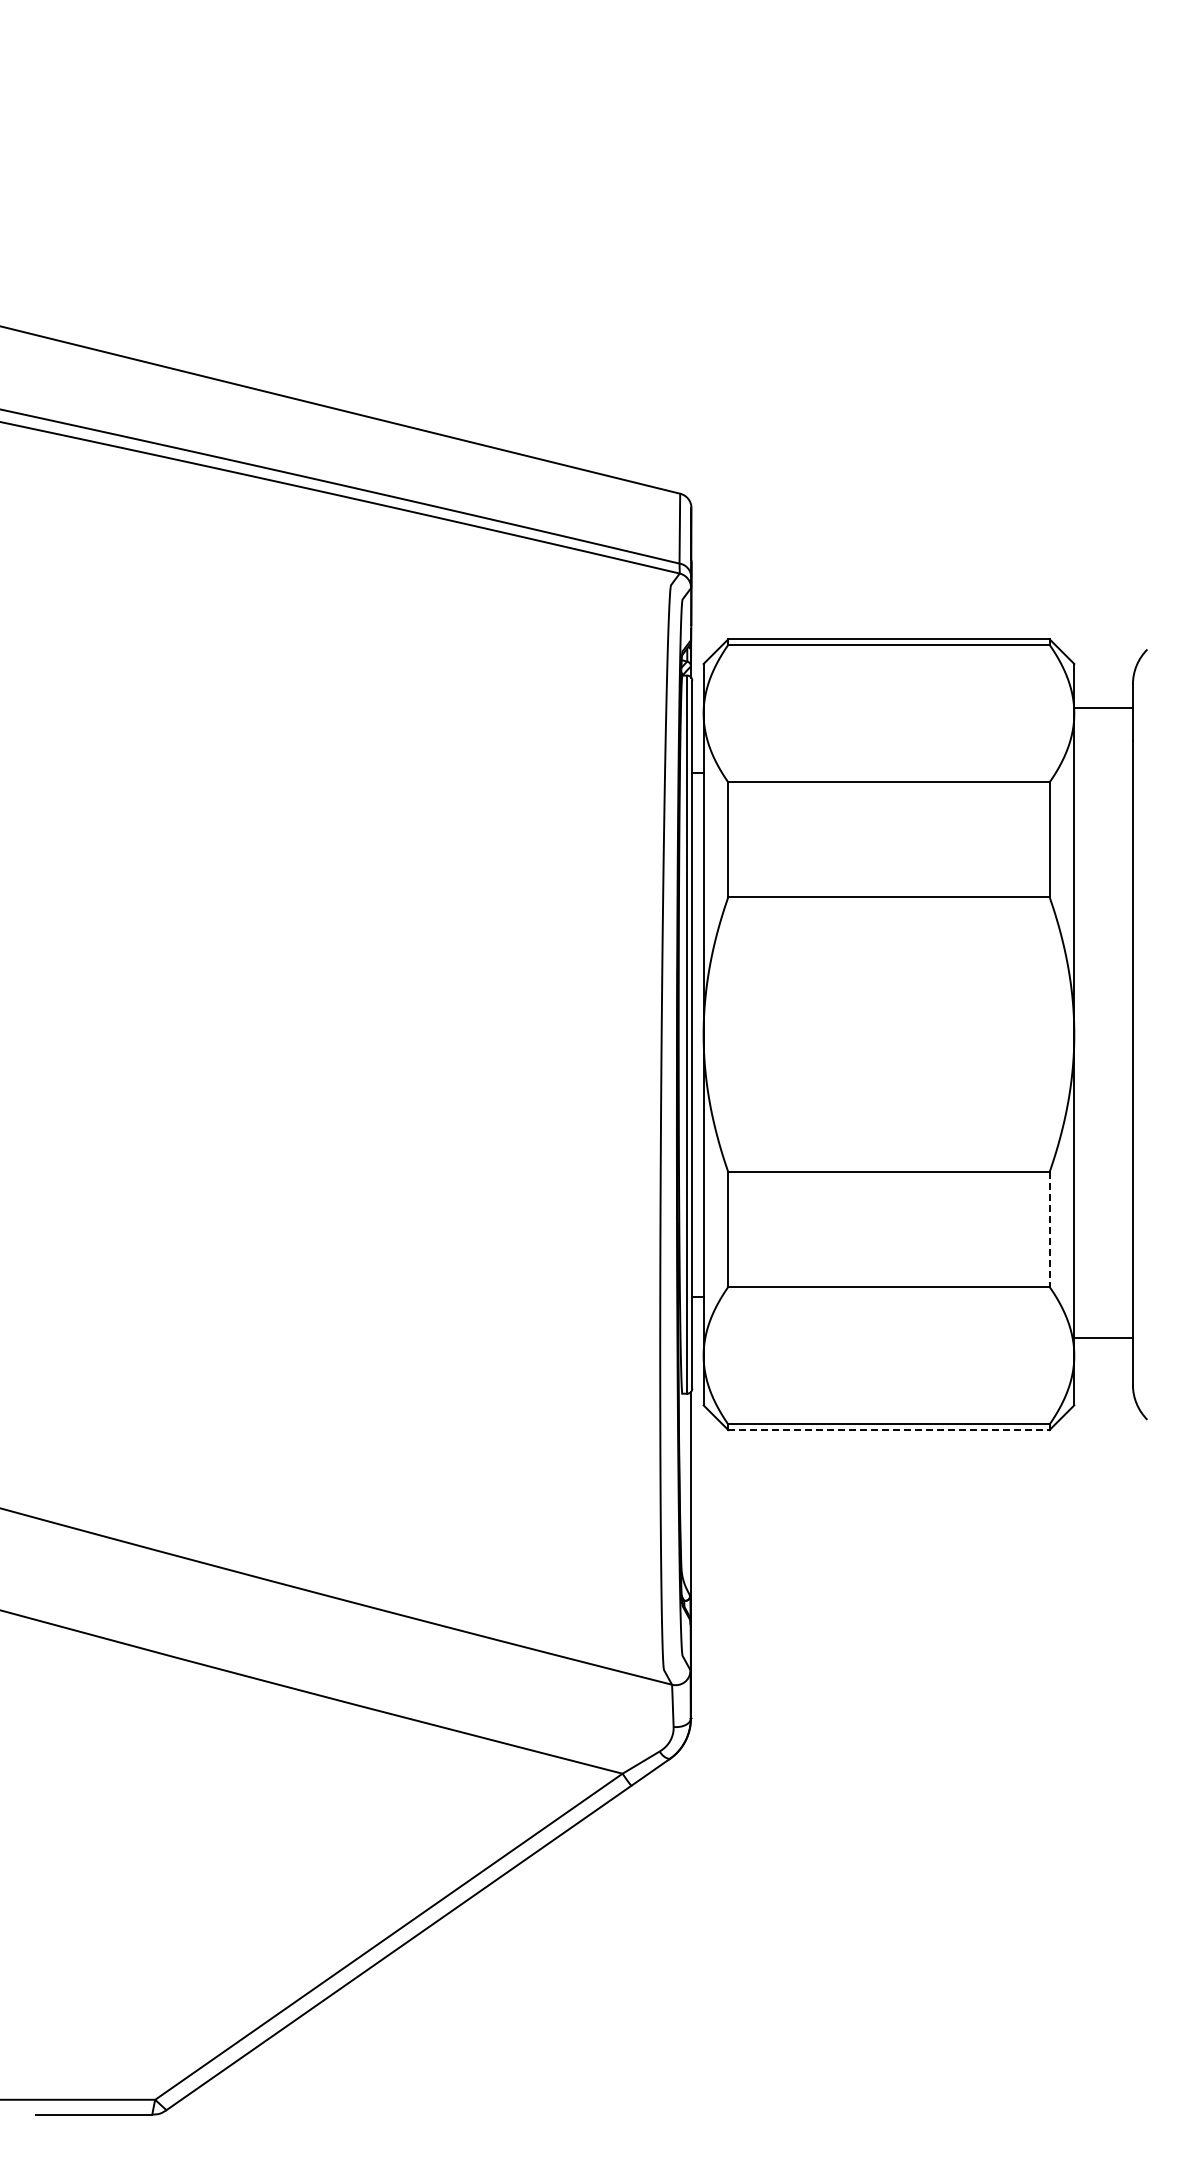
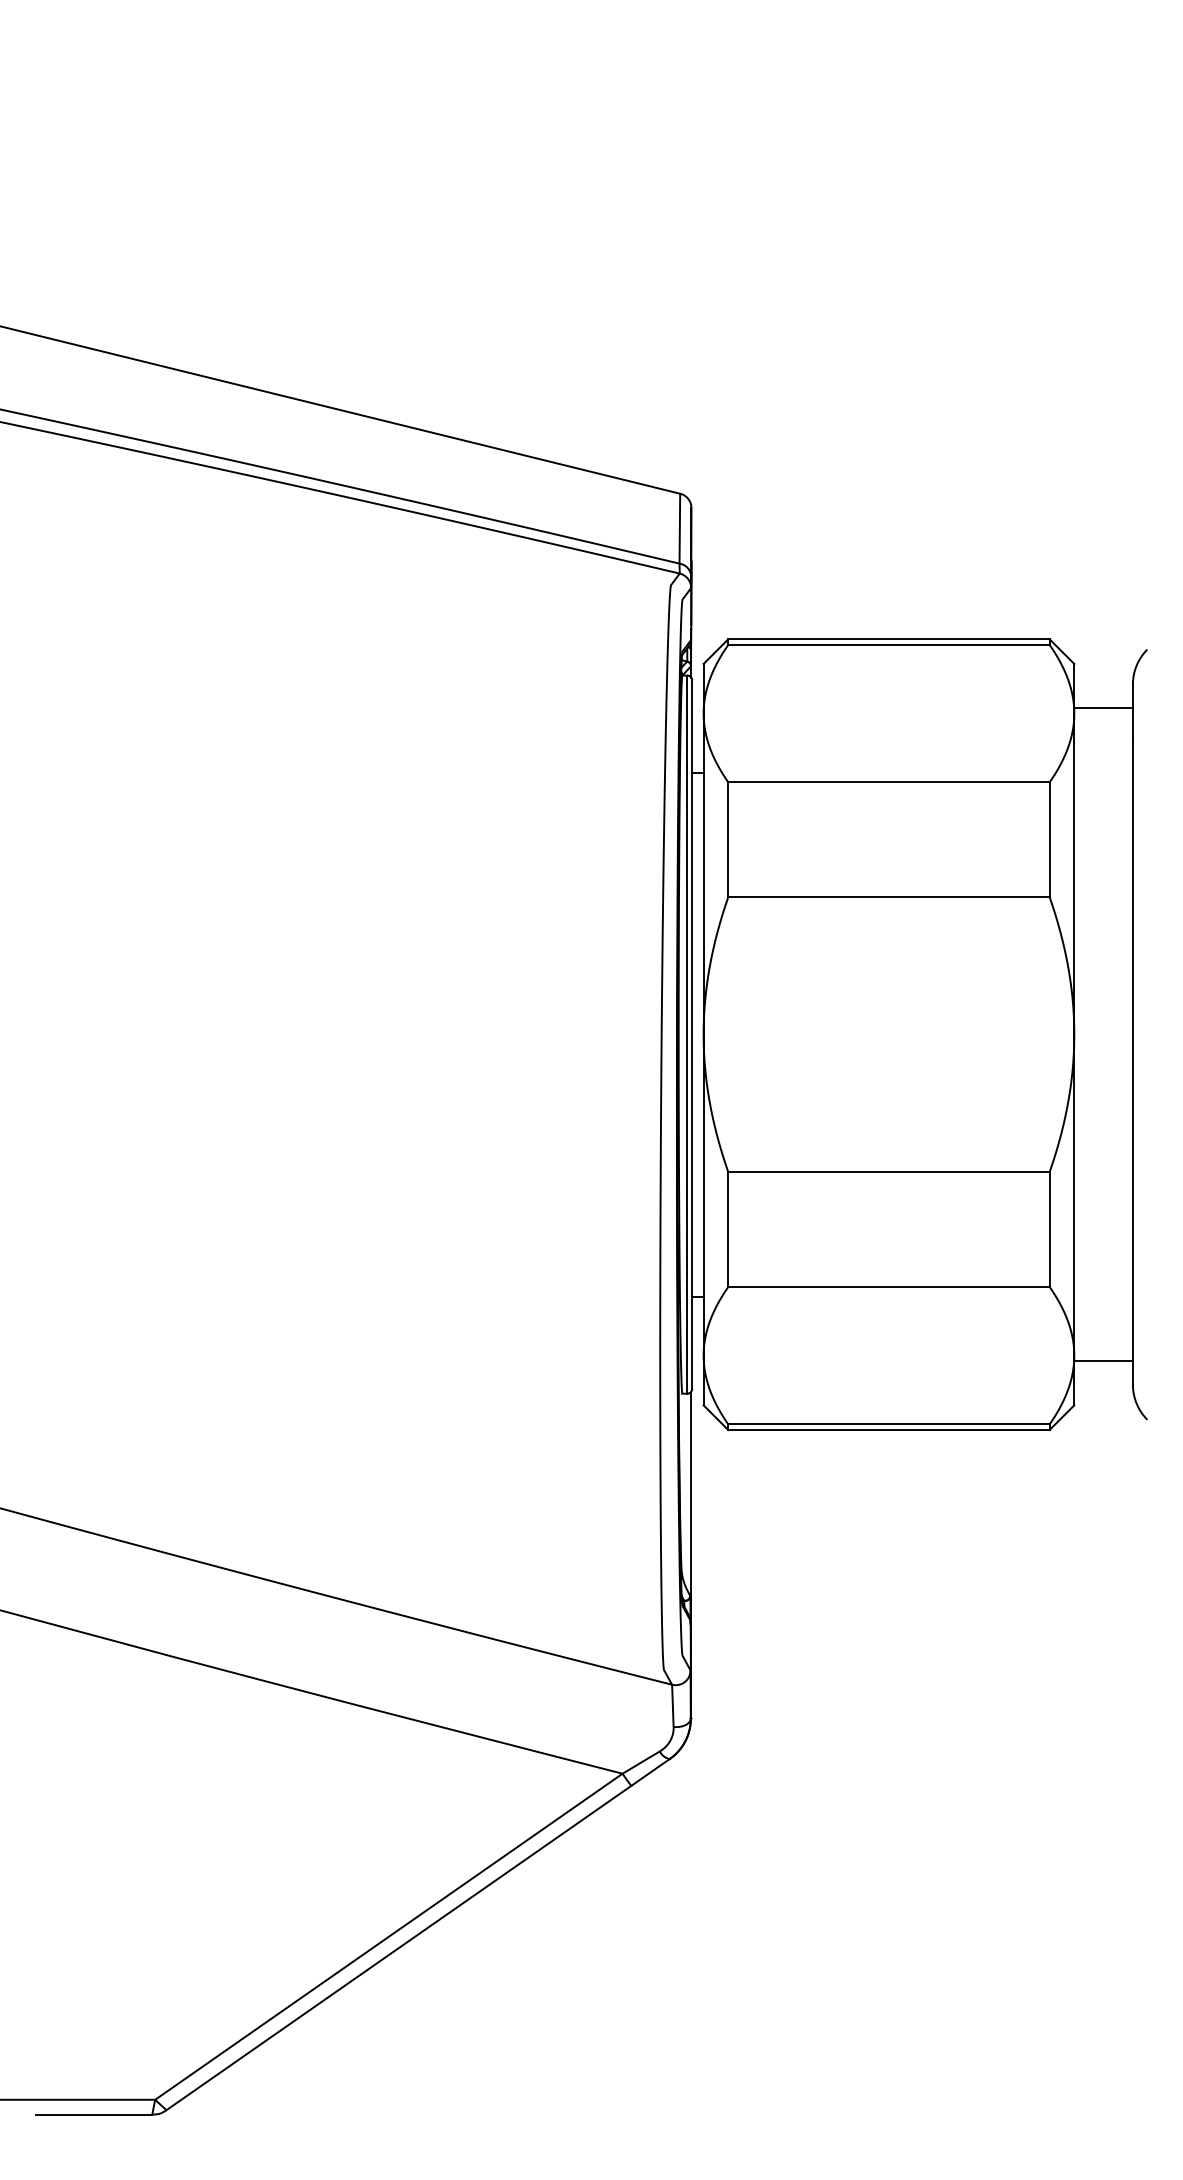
line: dashed -> solid (1049, 1230)
line position: (1103, 1338) -> (1103, 1361) (1103, 1361)
line: dashed -> solid (888, 1430)
